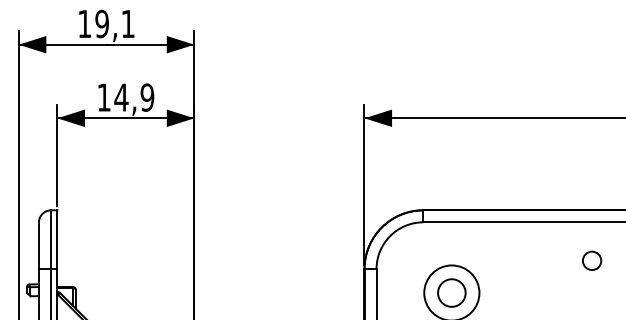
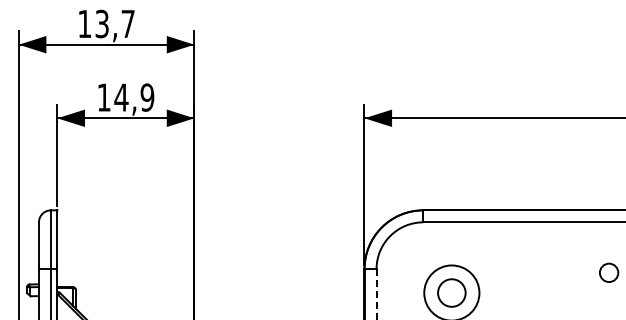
text: 19,1 -> 13,7 (114, 23)
circle position: (592, 260) -> (609, 272) (609, 272)
line: solid -> dashed (376, 294)
